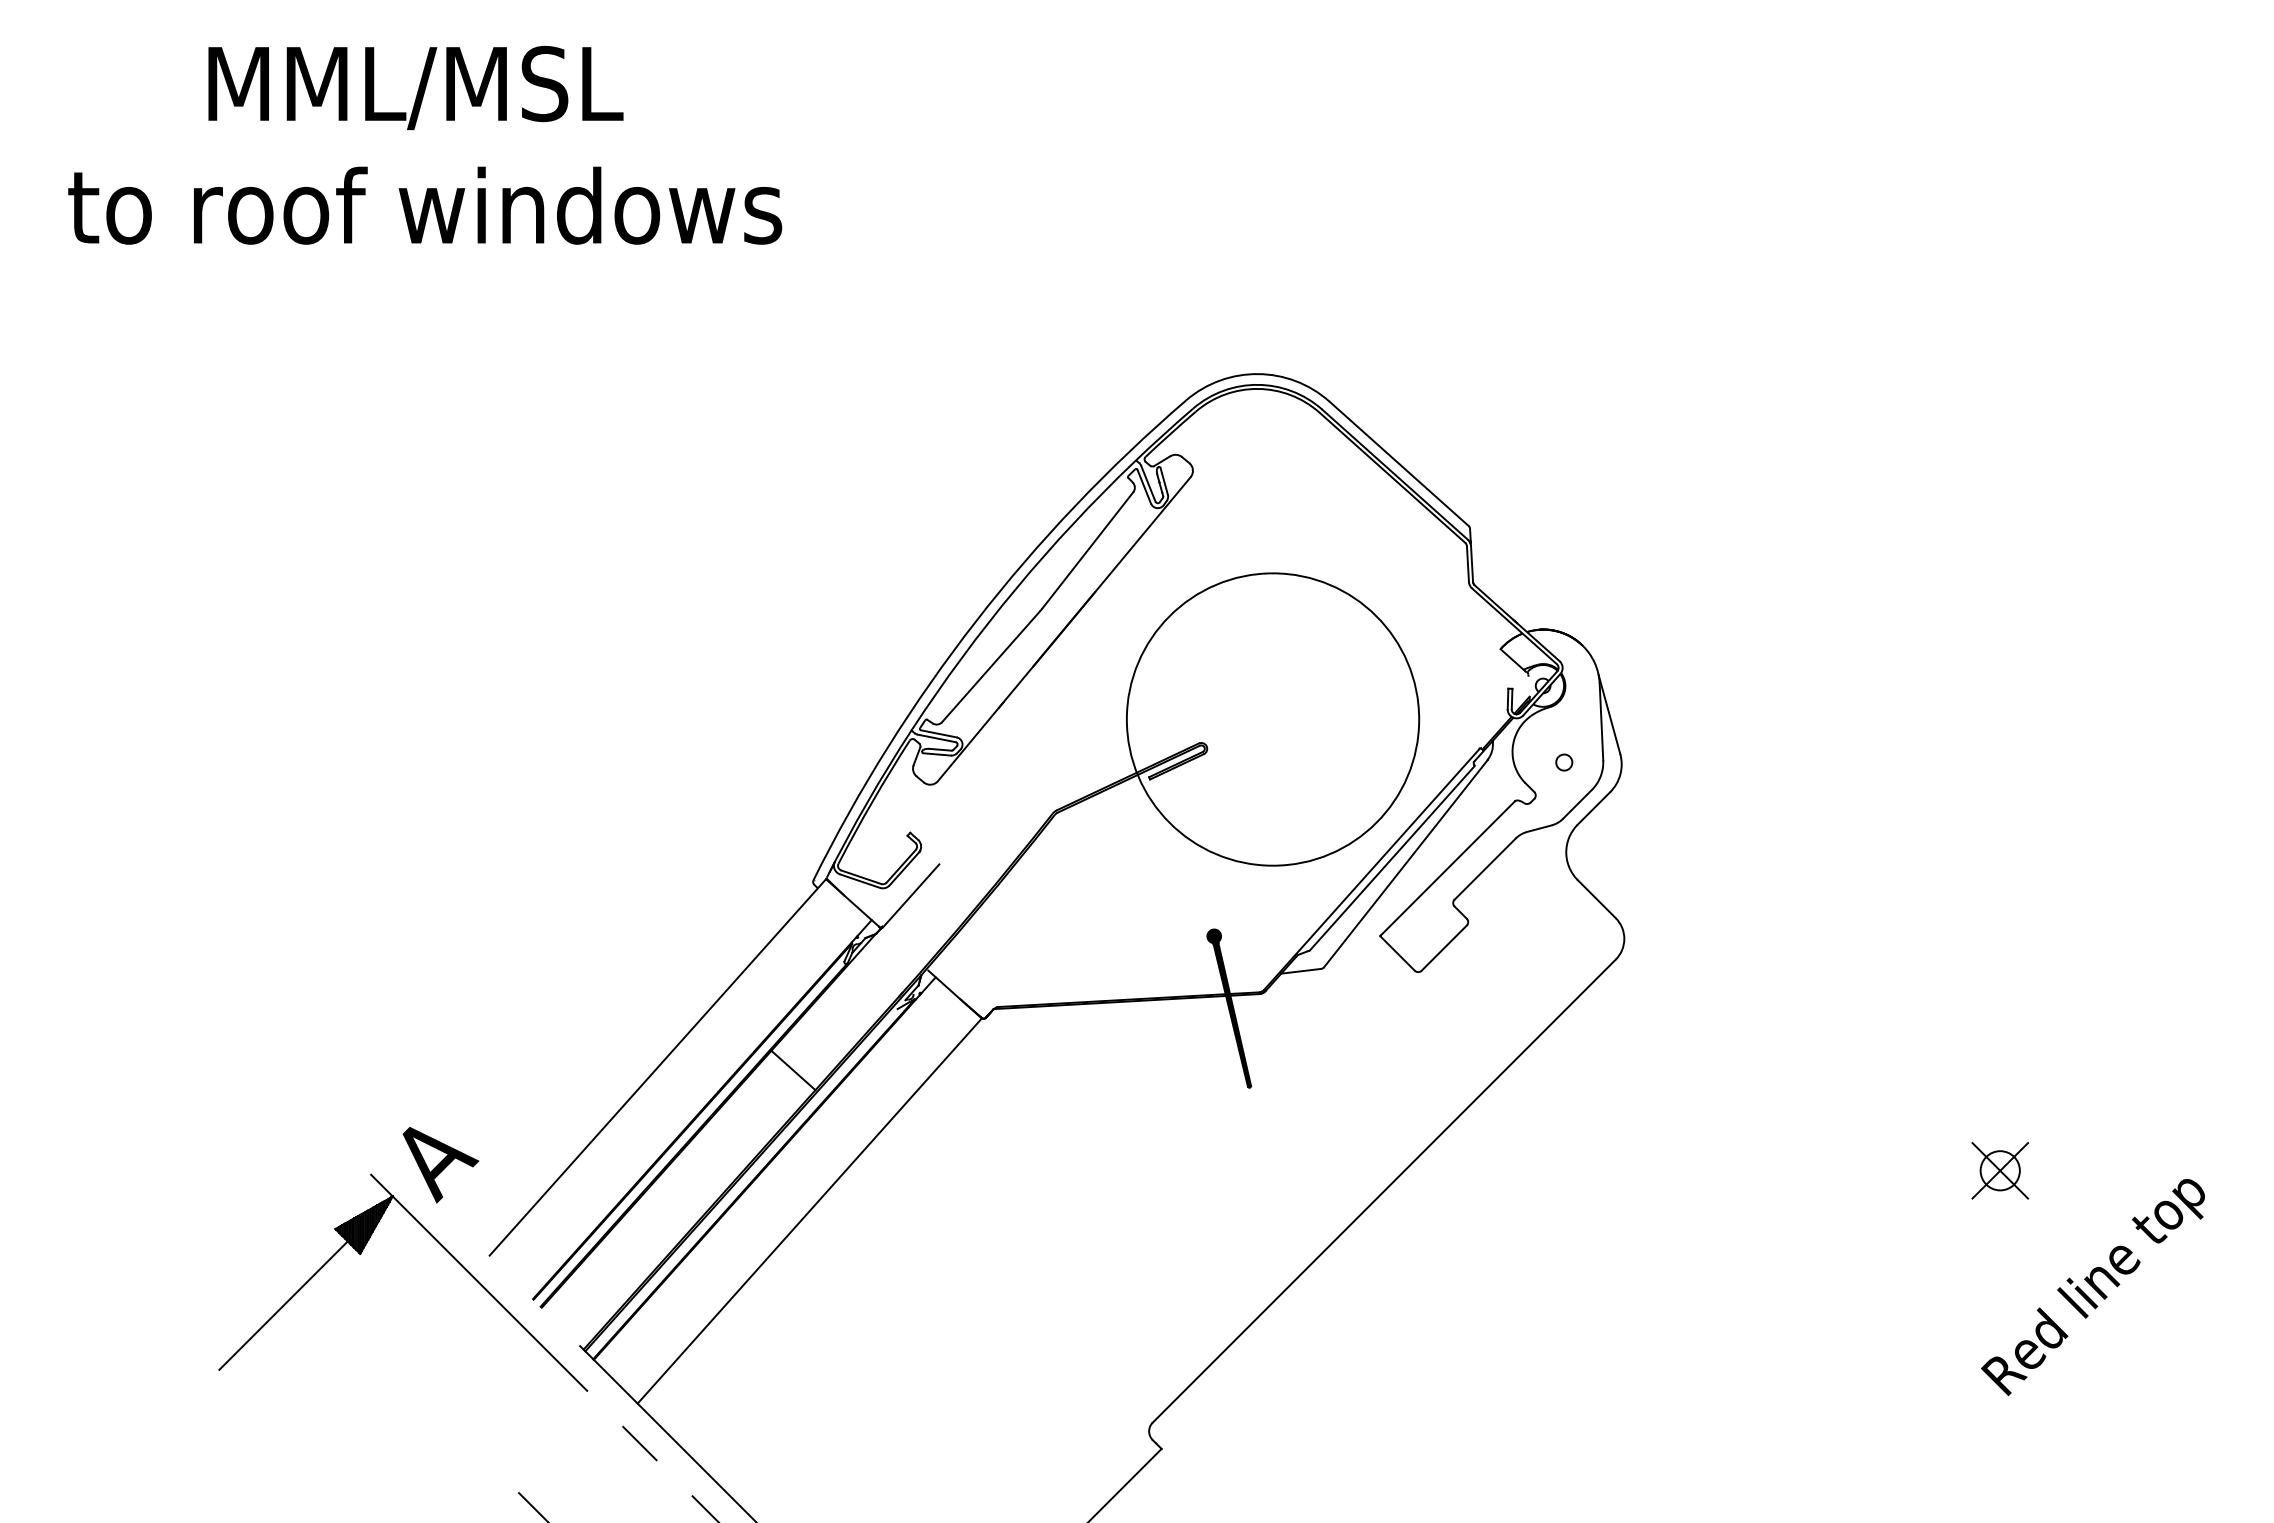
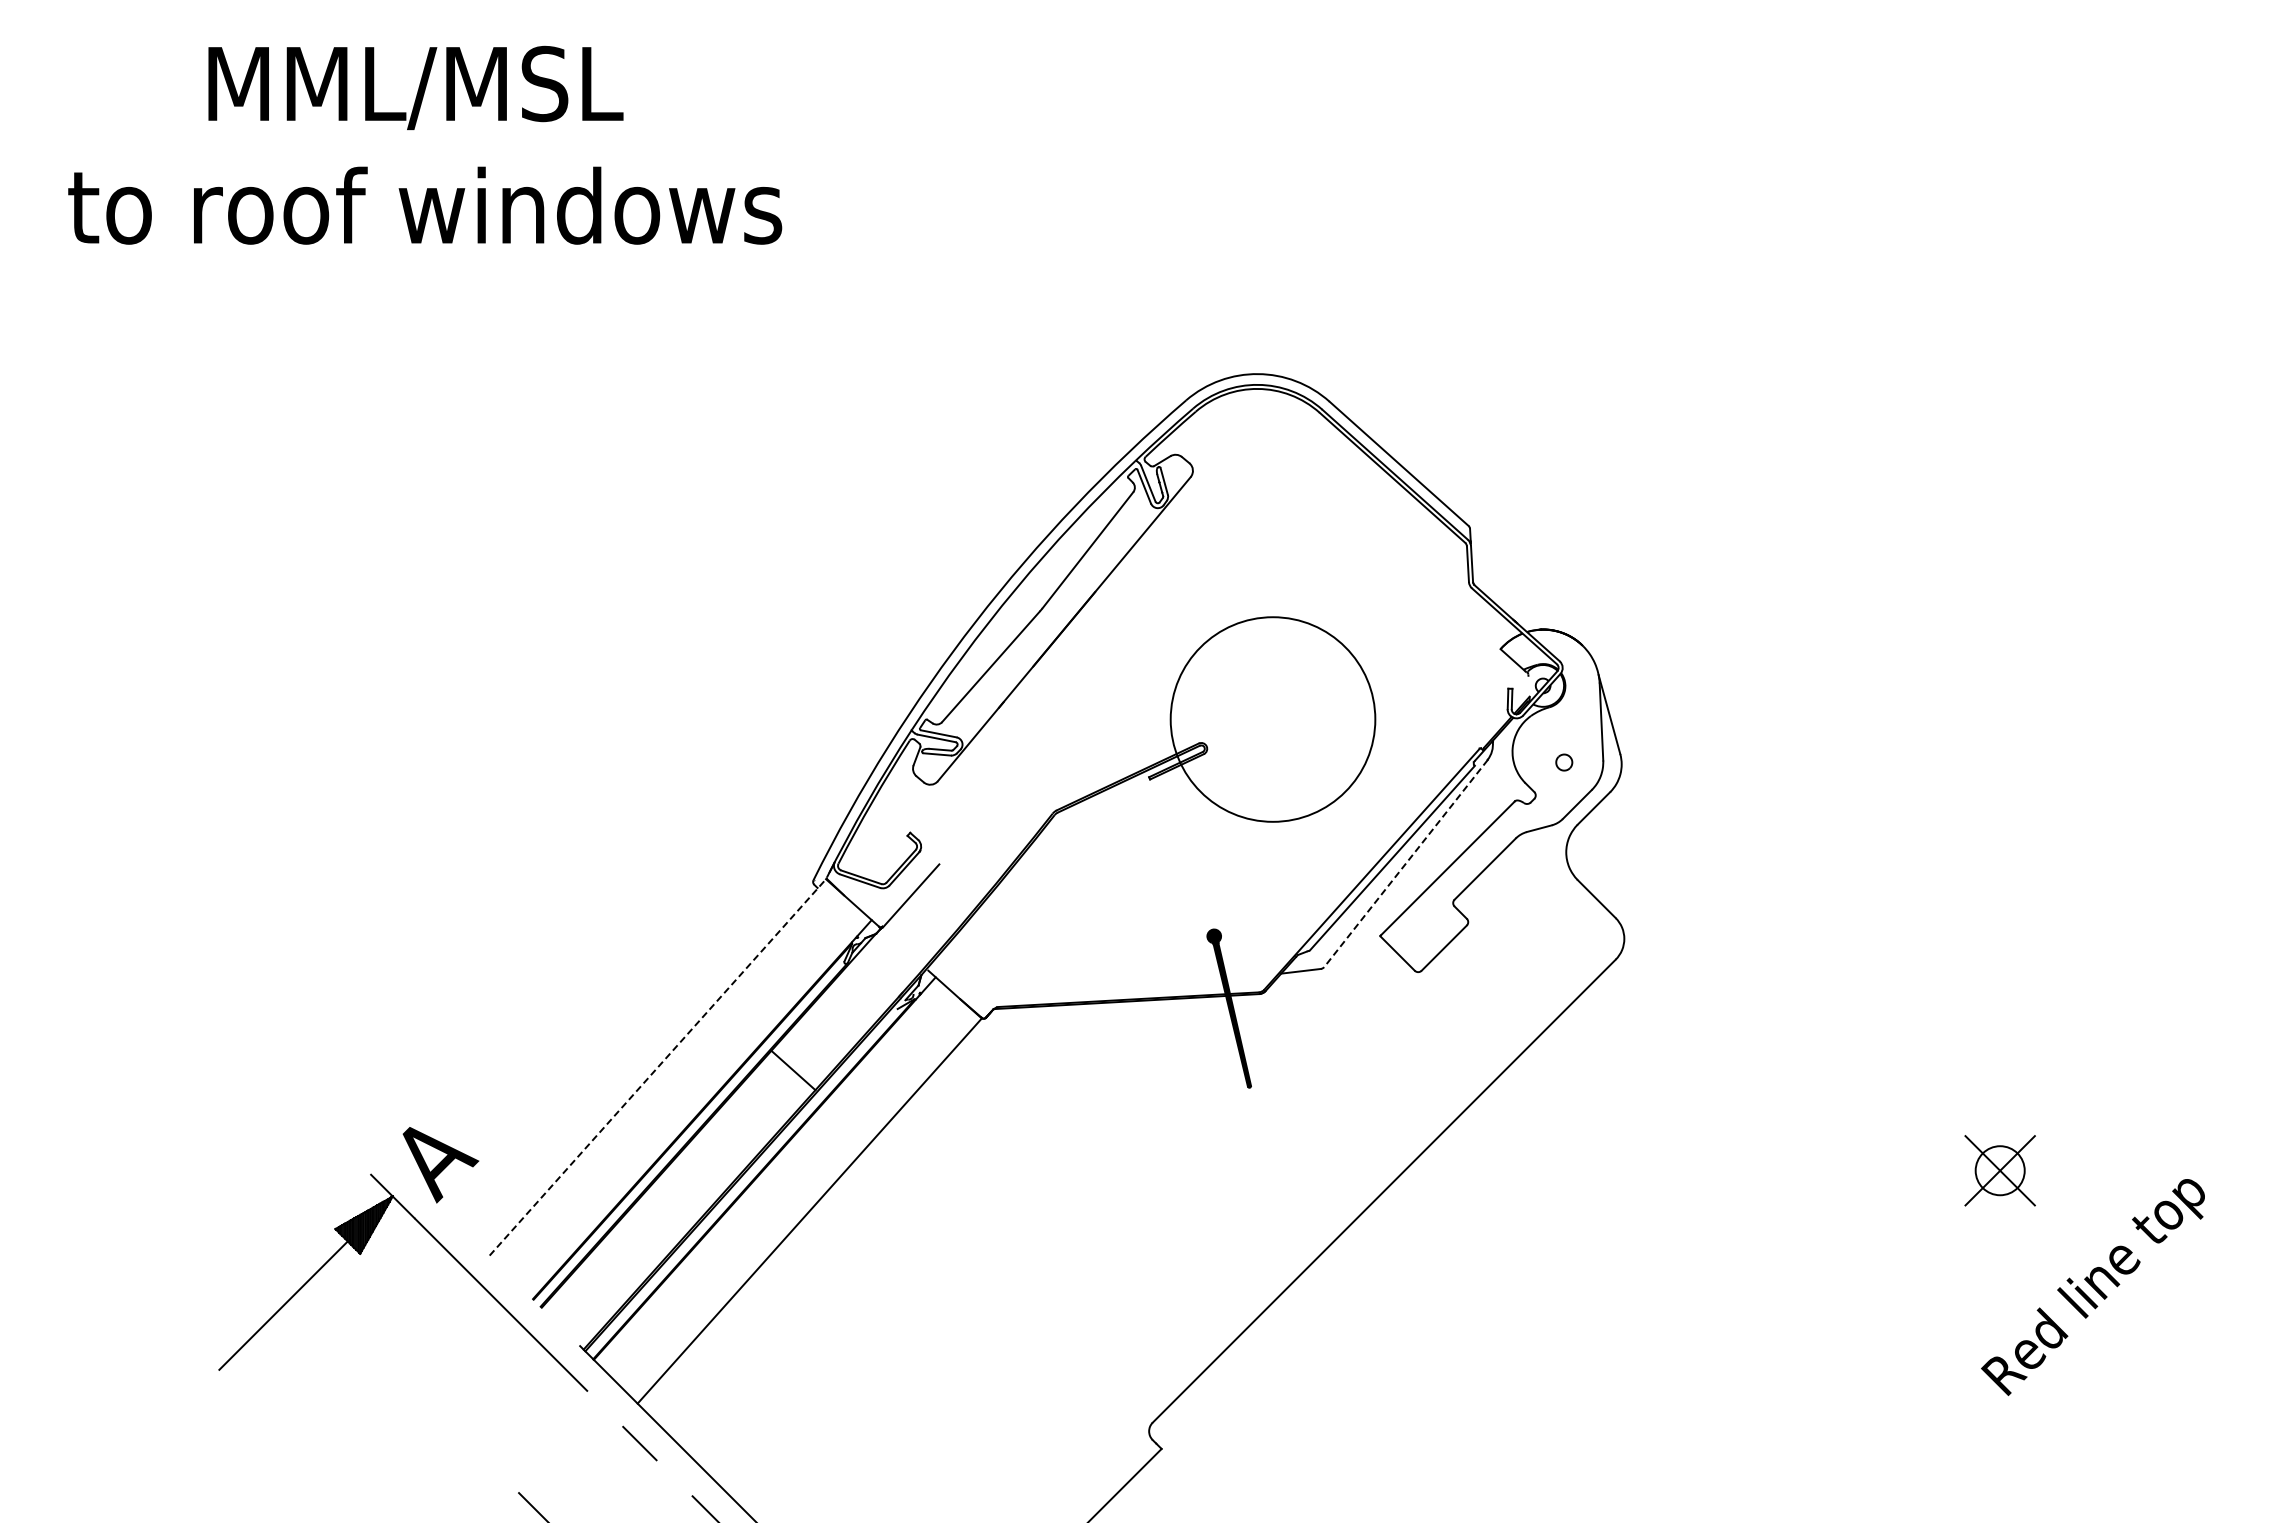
circle diameter: 292 px -> 205 px (1272, 719)
line: solid -> dashed (1406, 863)
line: solid -> dashed (658, 1067)
part size: 59x58 px -> 72x72 px (1999, 1170)
